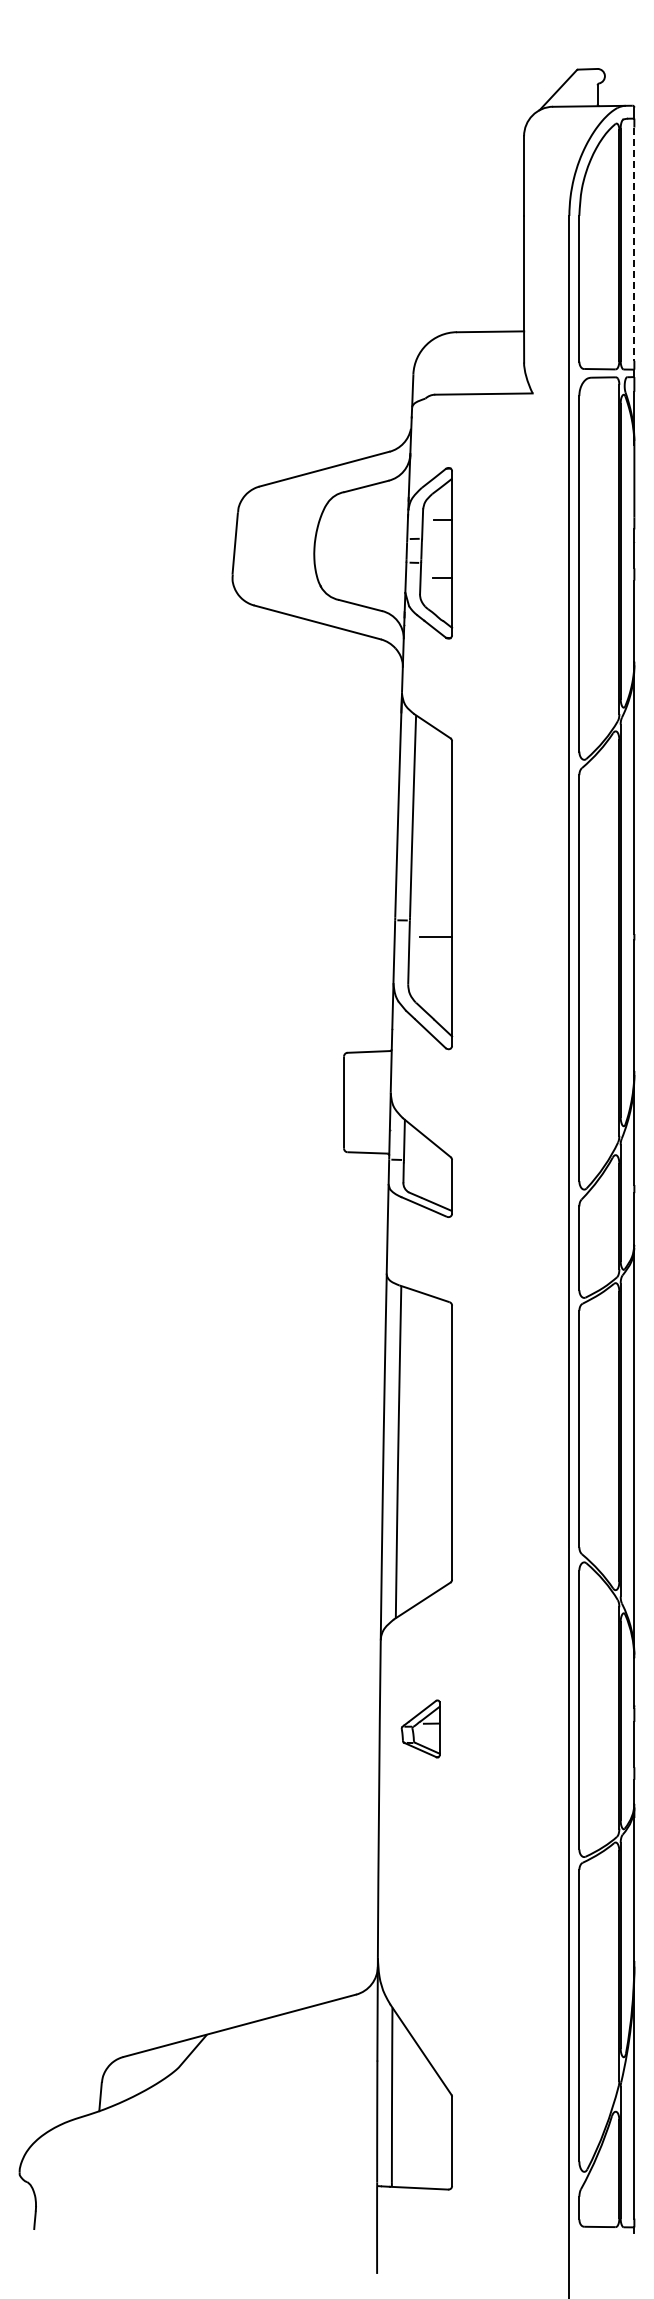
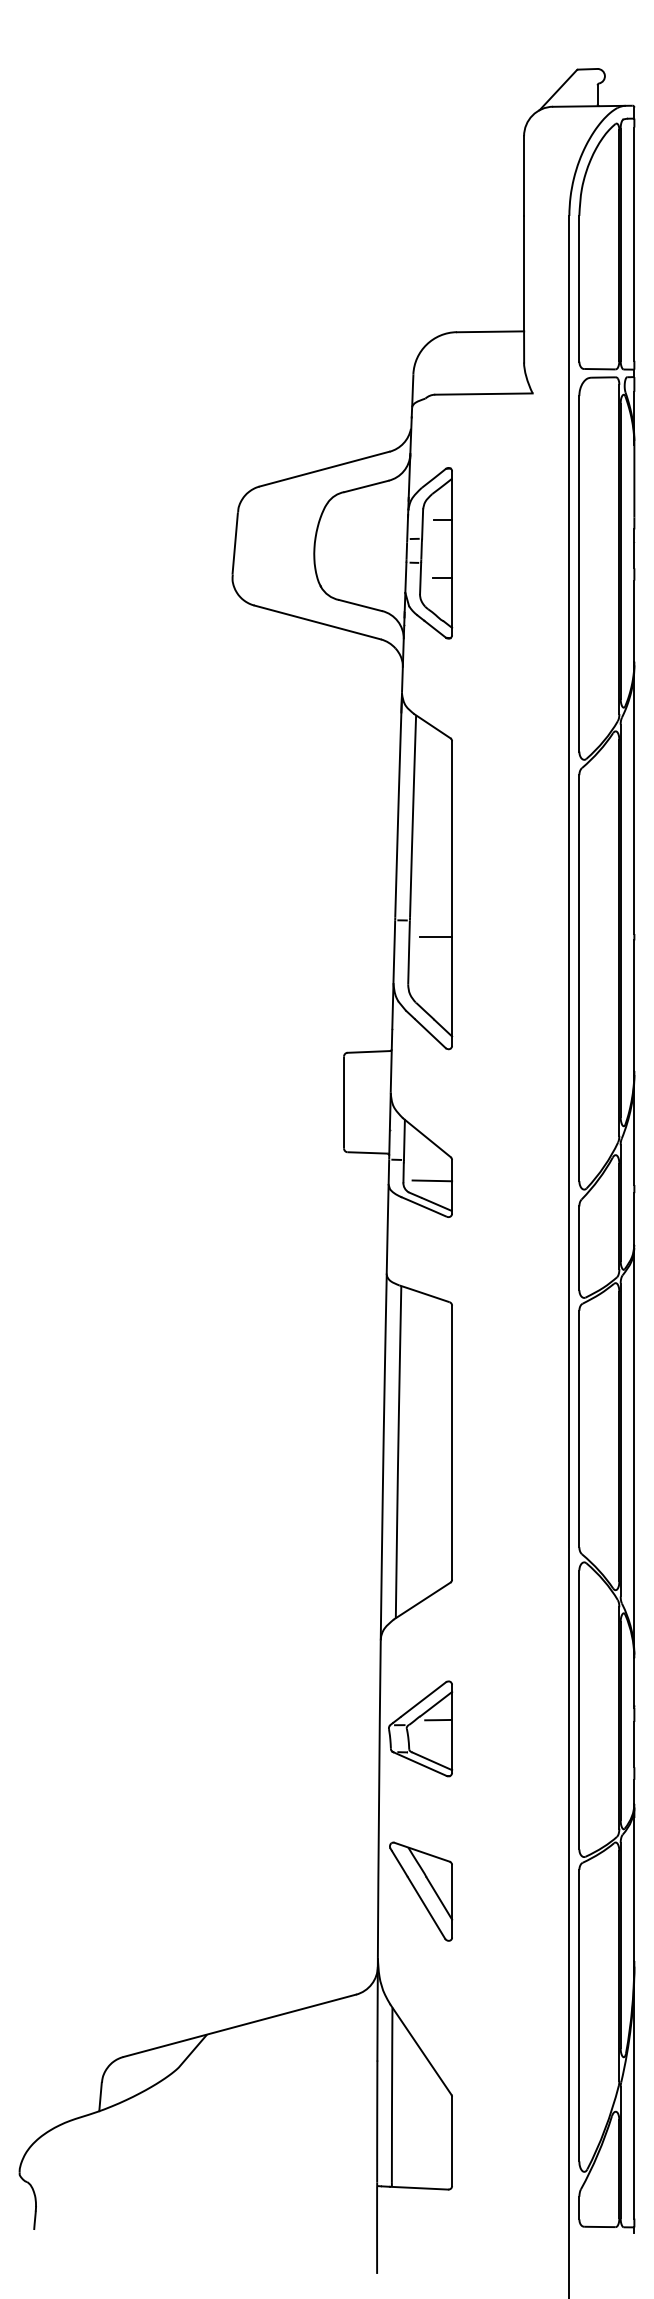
line: dashed -> solid (634, 244)
line: none -> present (432, 1180)
part size: 41x60 px -> 66x98 px (420, 1728)
part: none -> present (421, 1891)
